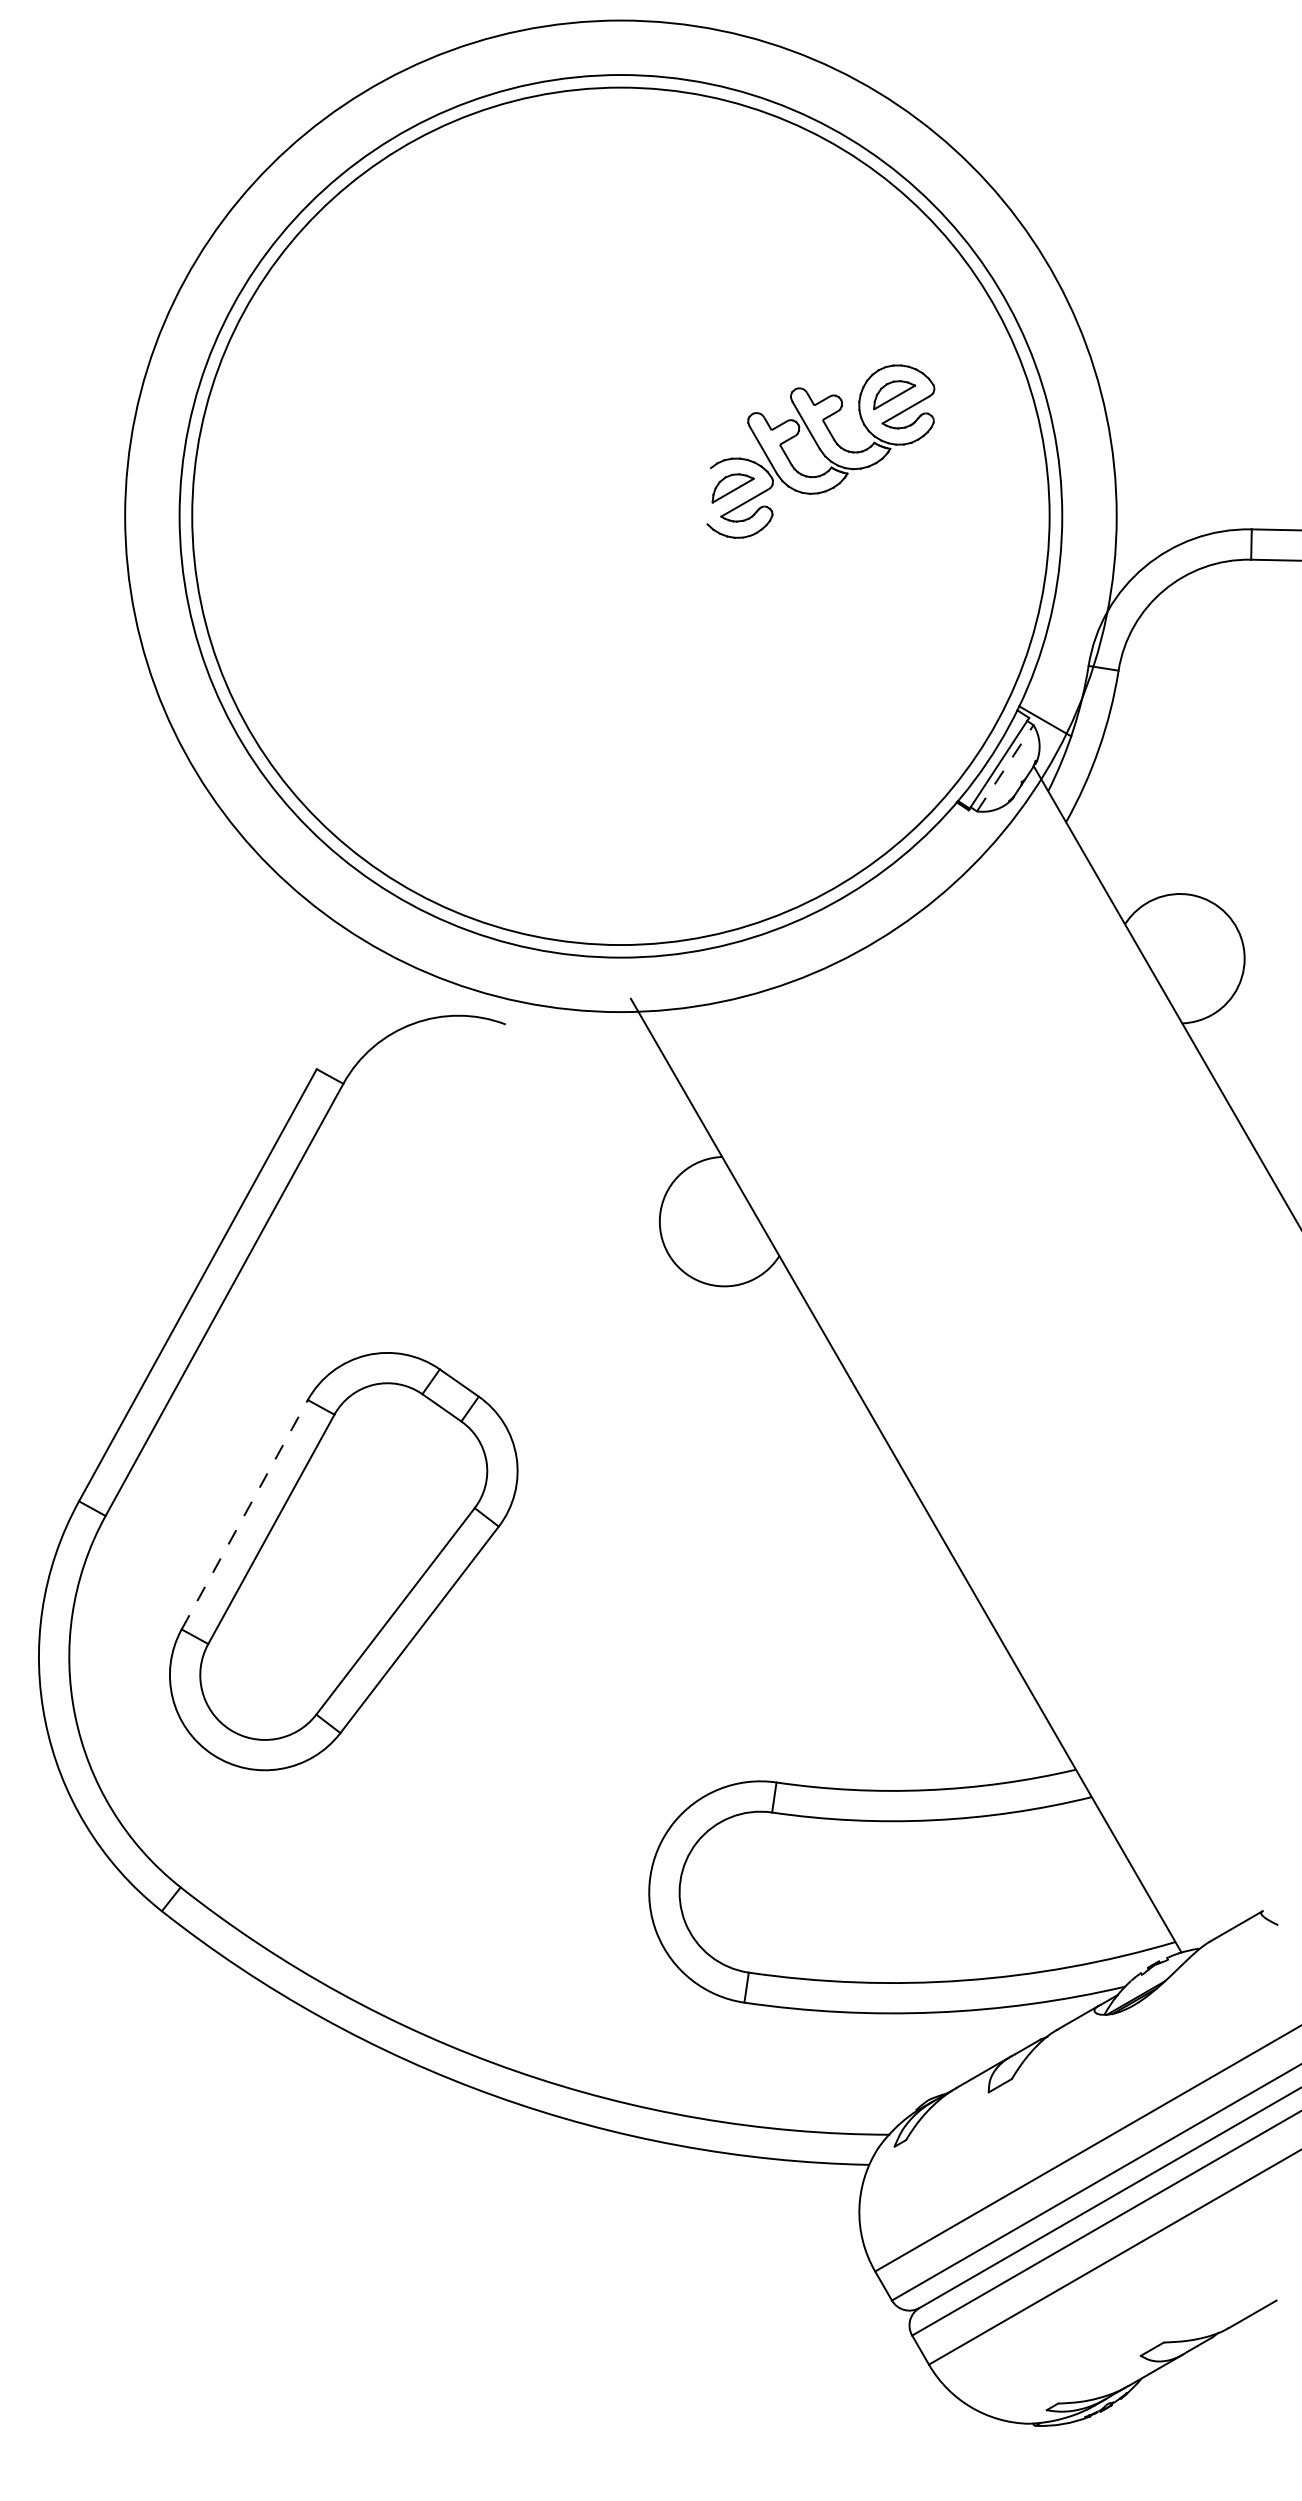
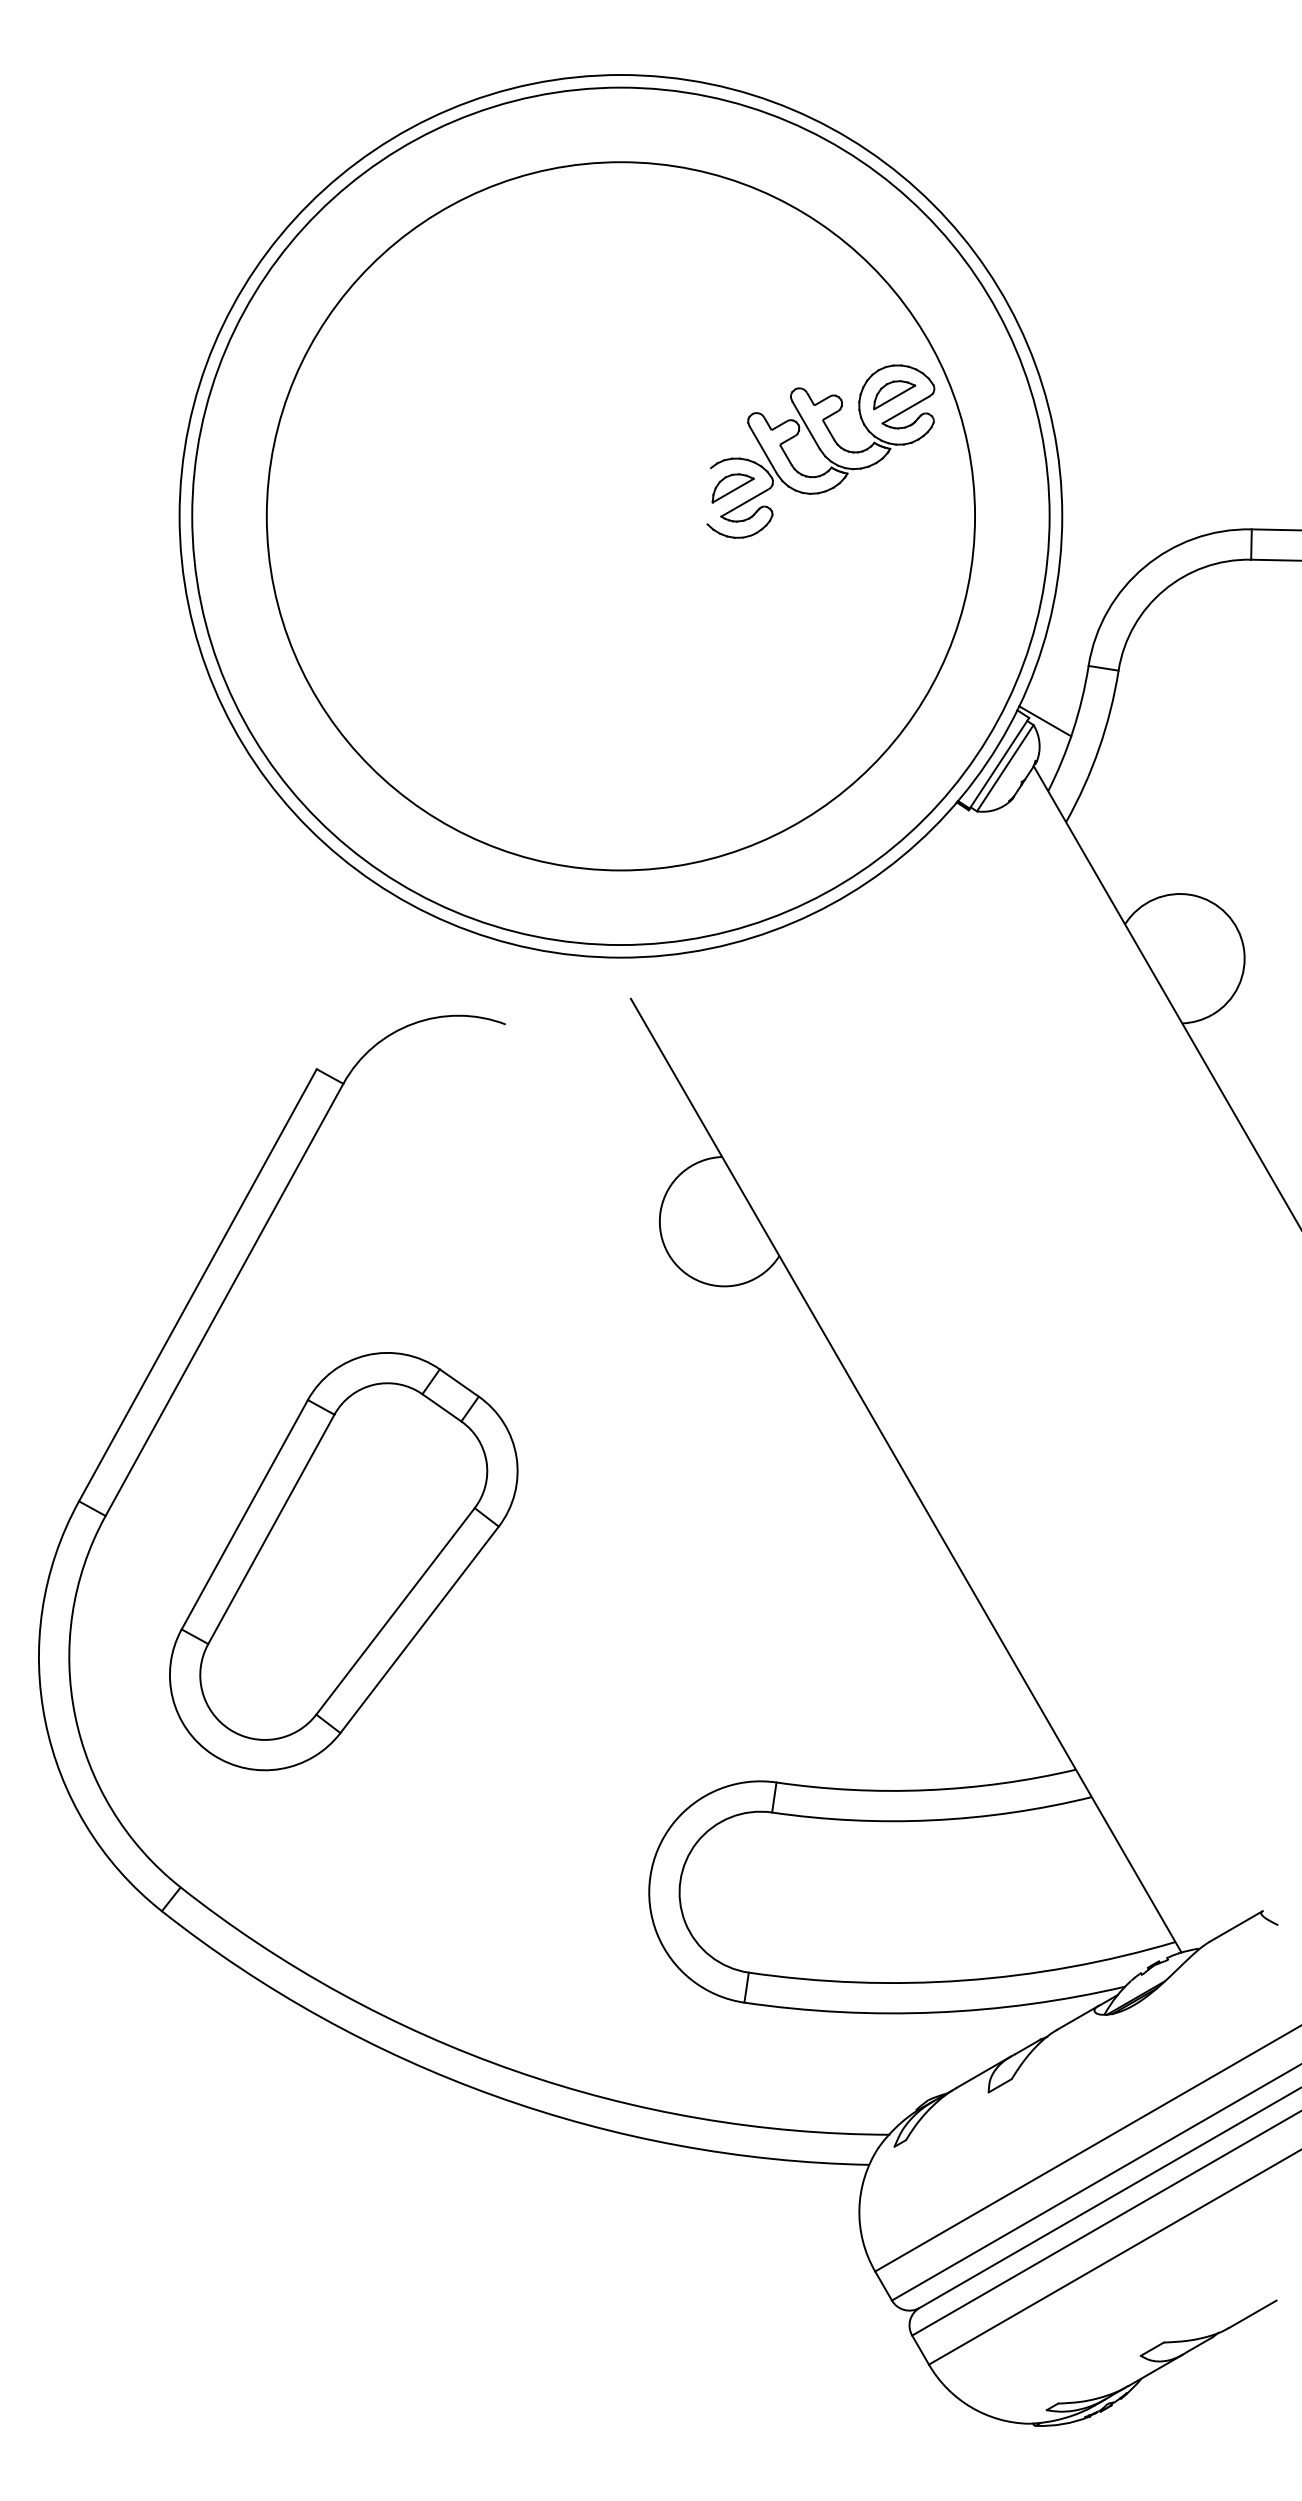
circle diameter: 992 px -> 708 px (620, 516)
line: dashed -> solid (1005, 768)
line: dashed -> solid (244, 1514)
